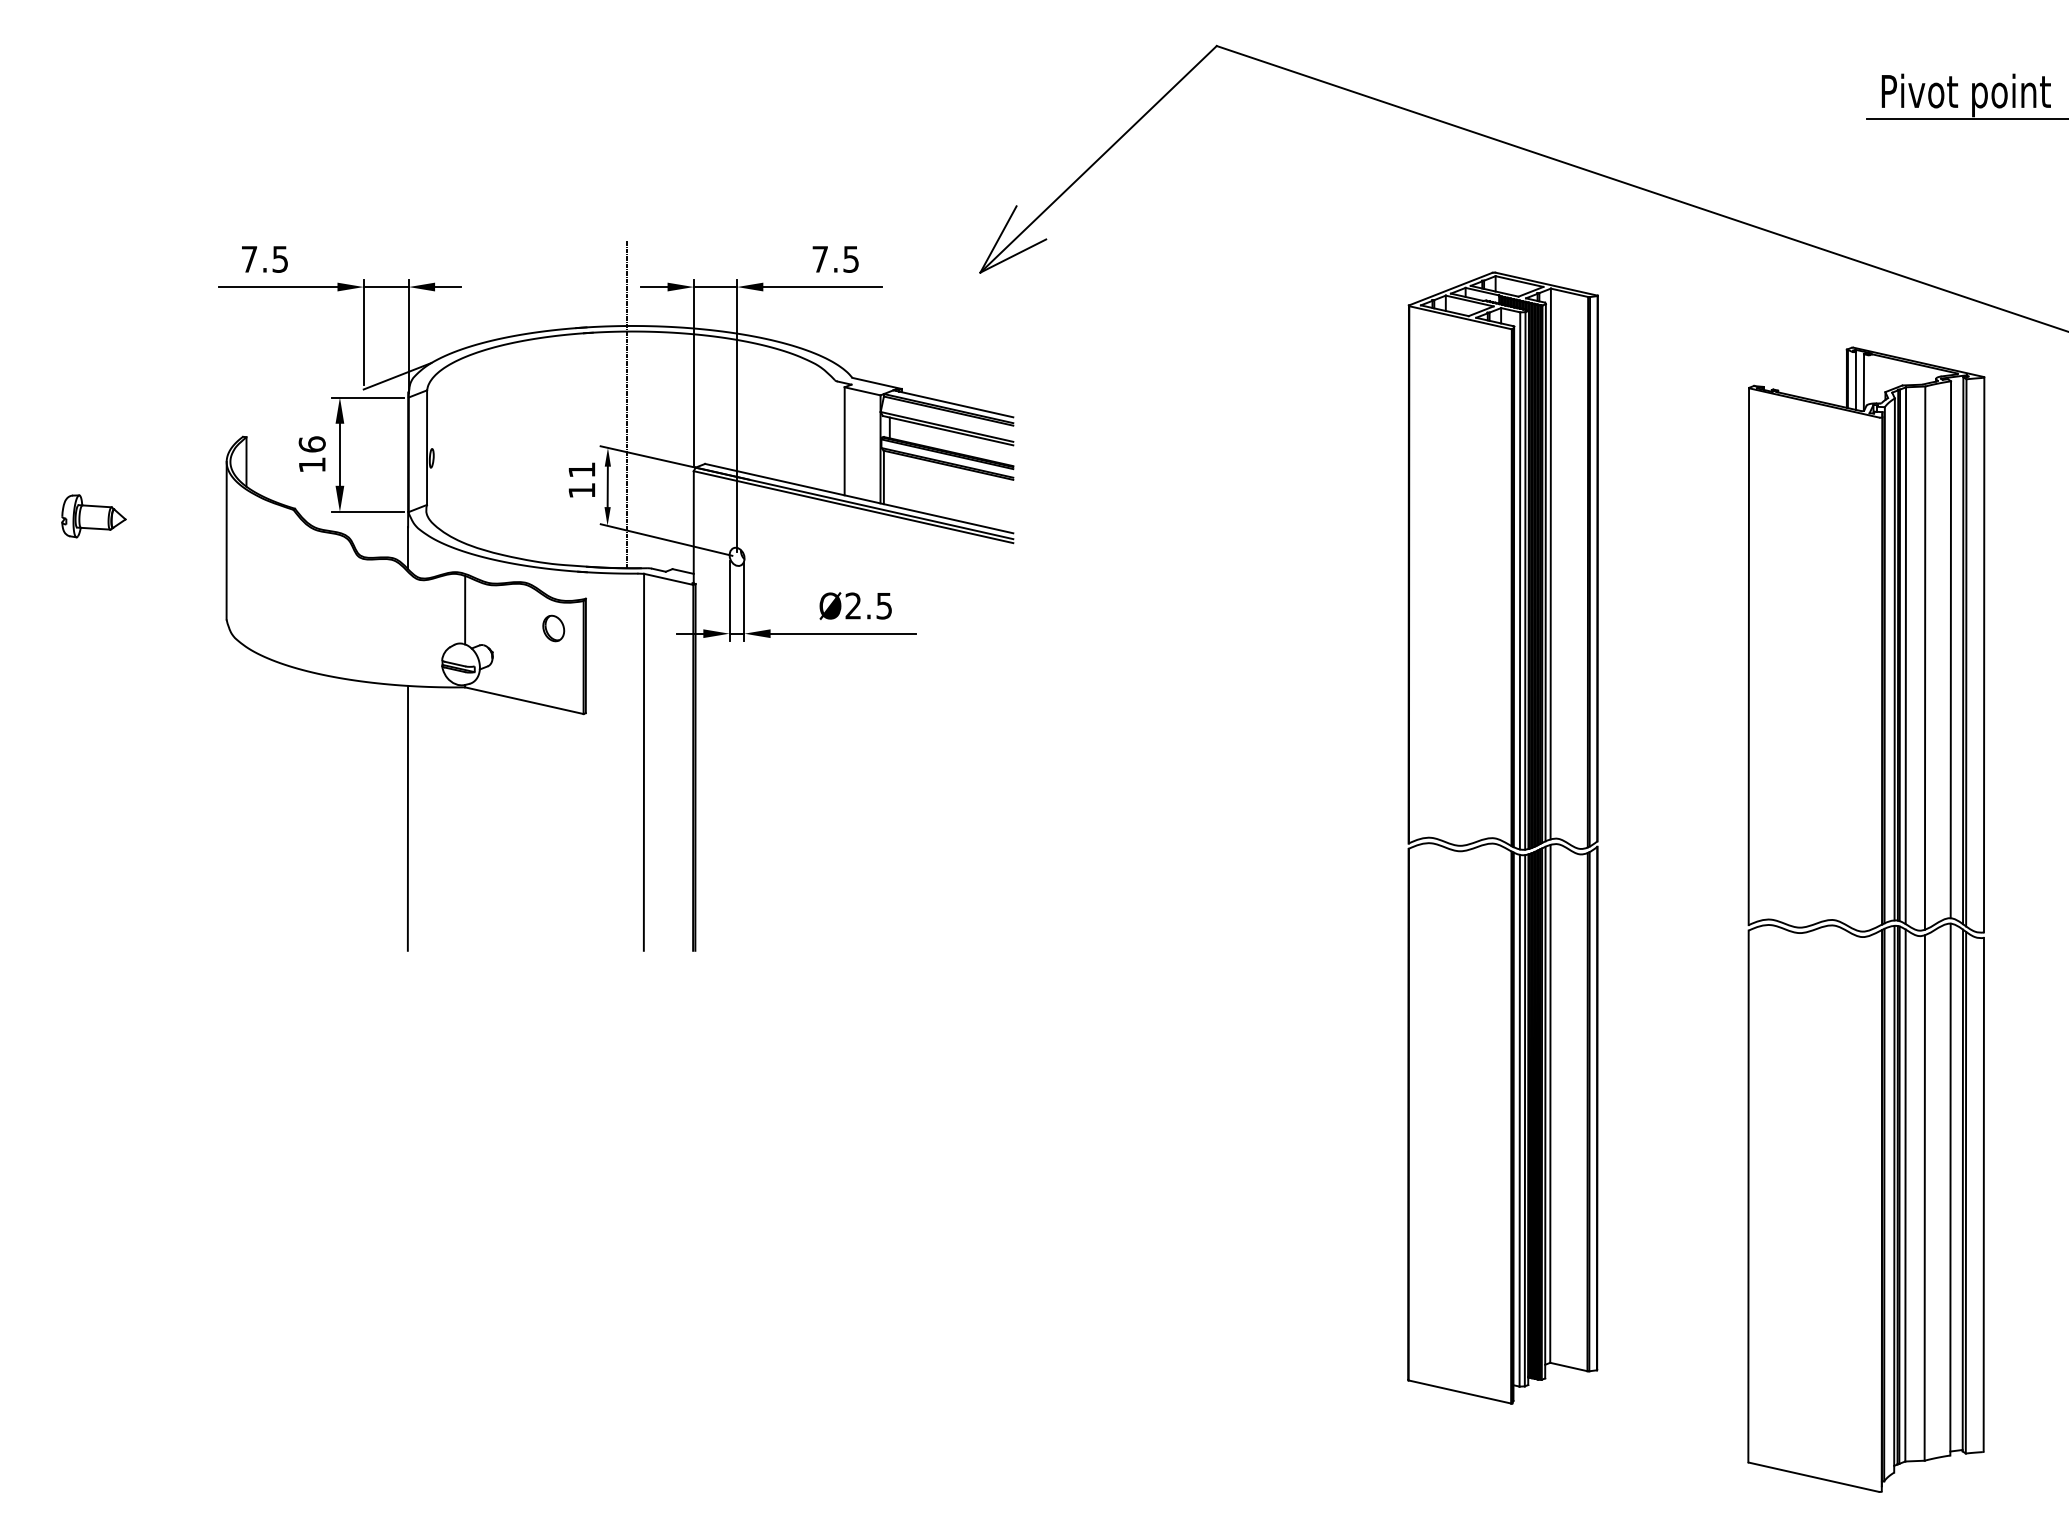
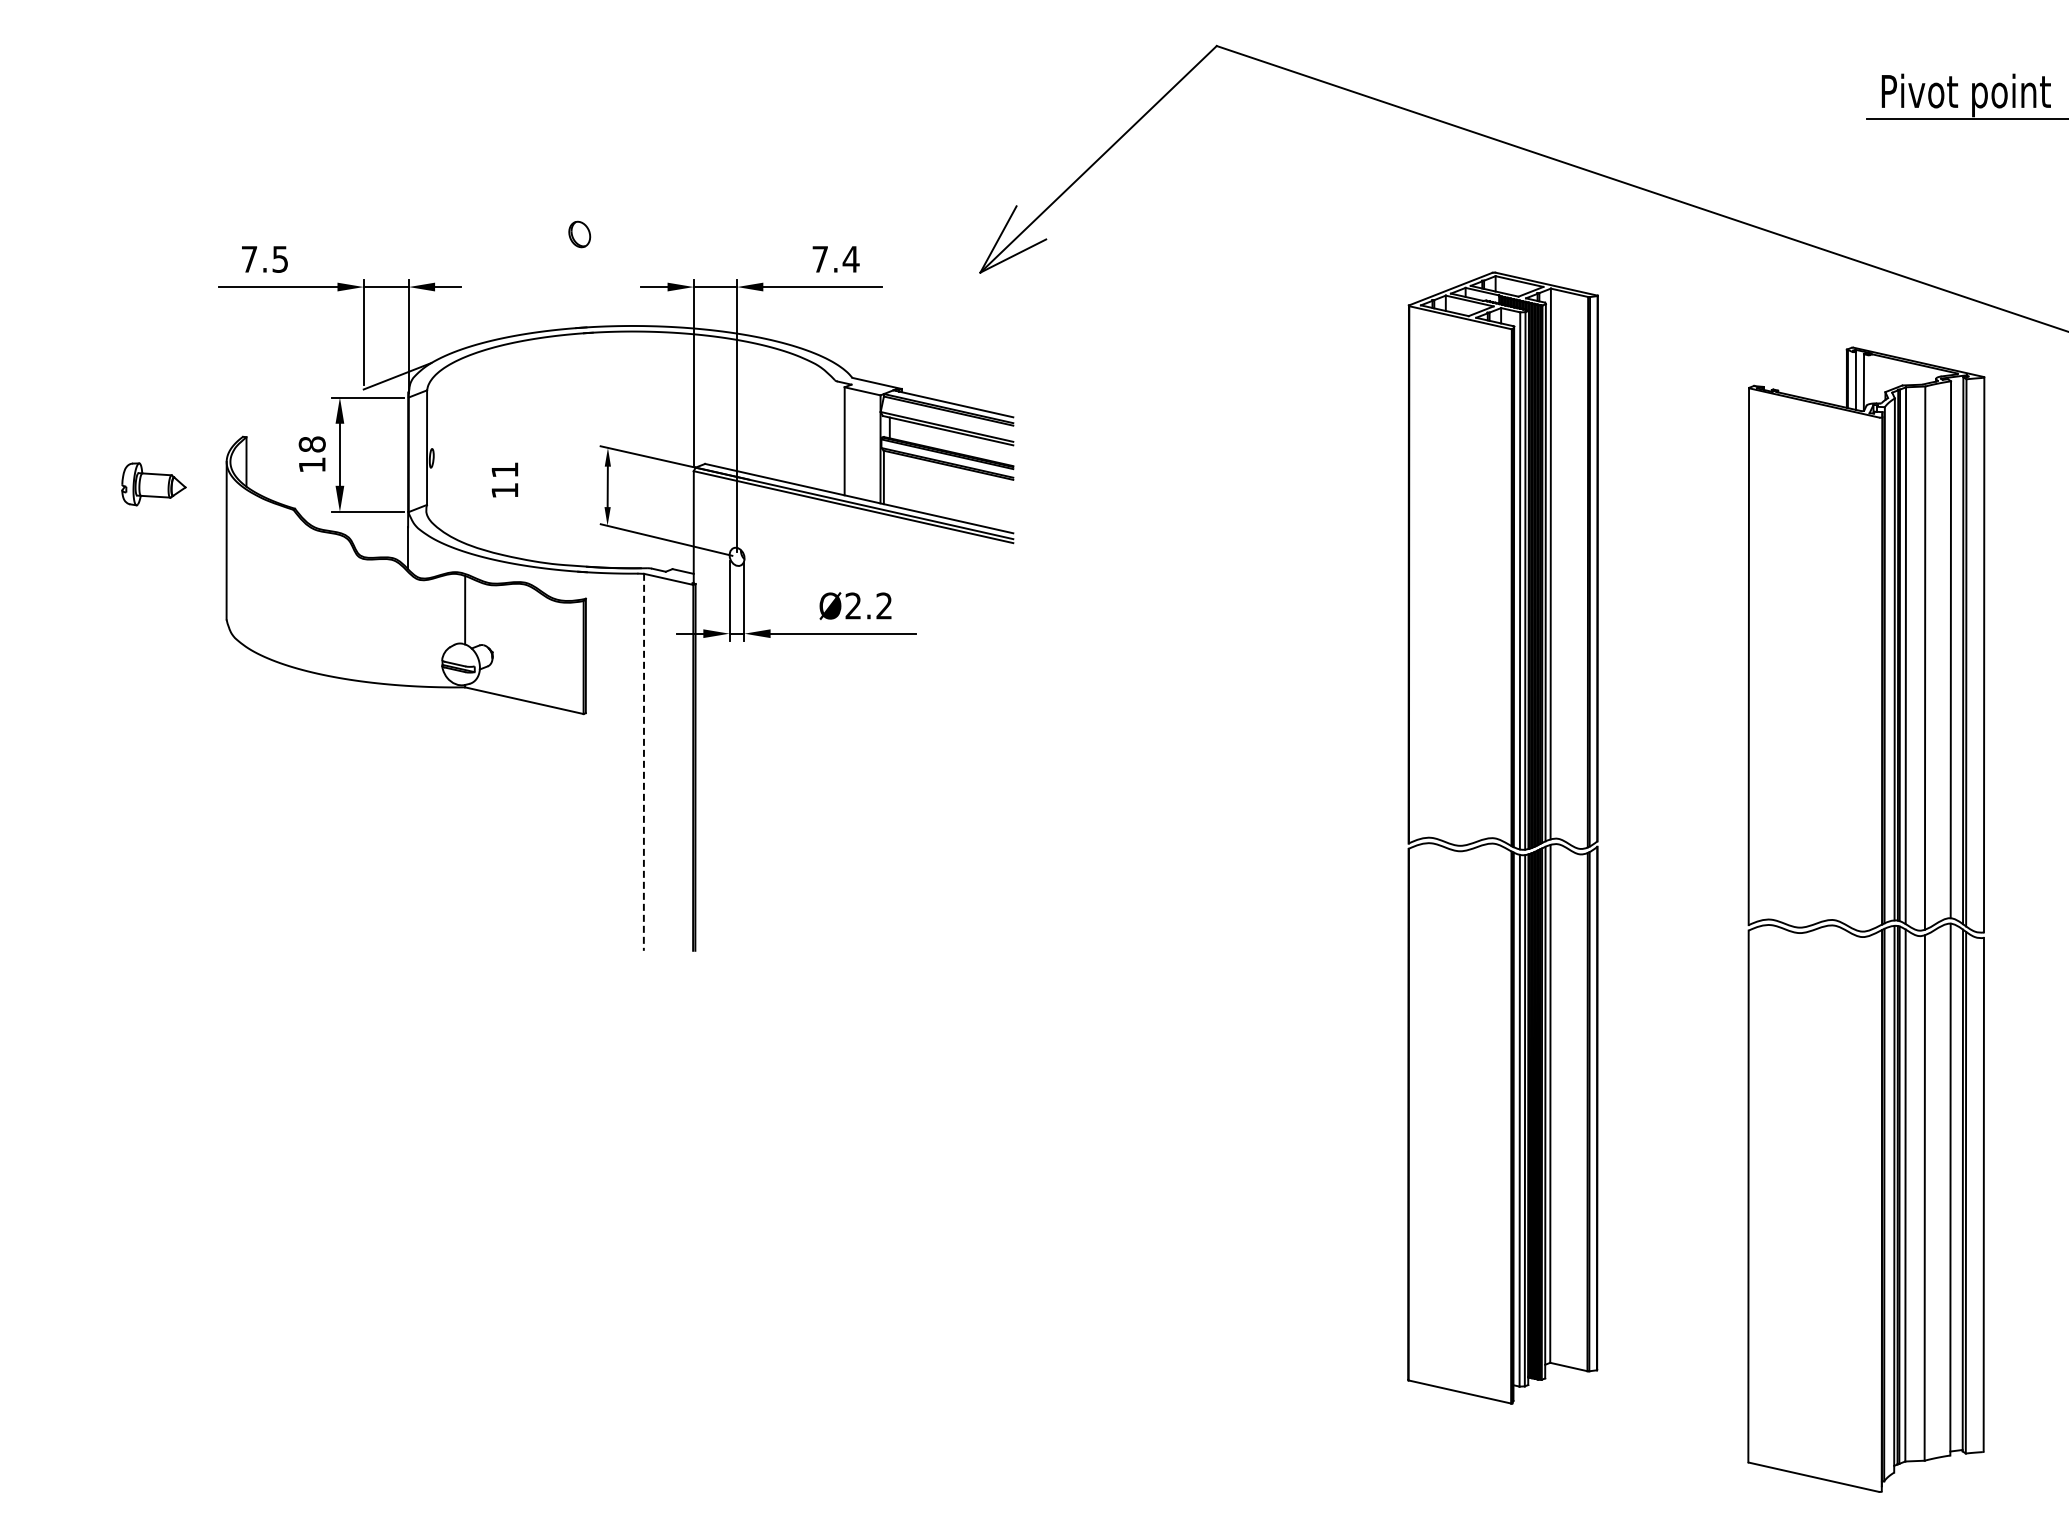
text: 7.5 -> 7.4 (850, 259)
line: present -> none (627, 404)
text: 16 -> 18 (311, 444)
text position: (581, 479) -> (504, 479) (504, 479)
part position: (93, 516) -> (153, 484) (153, 484)
text: Ø2.5 -> Ø2.2 (883, 605)
part position: (553, 628) -> (579, 234) (579, 234)
line: solid -> dashed (643, 762)
line: present -> none (407, 817)
